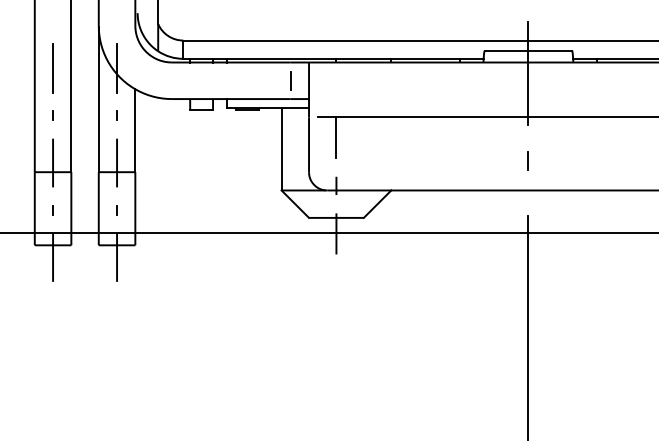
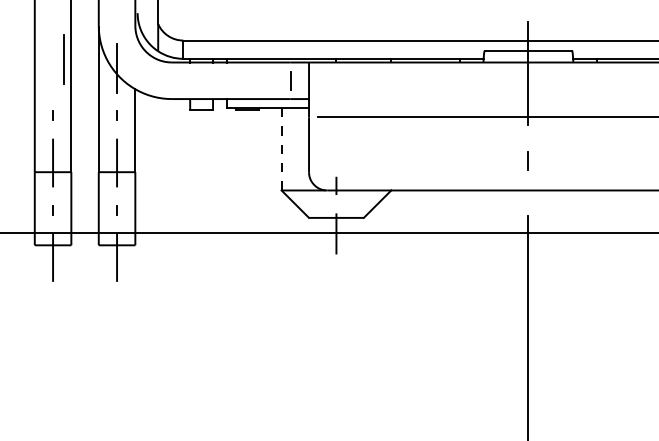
line position: (52, 68) -> (63, 59) (63, 59)
line: present -> none (336, 137)
line: solid -> dashed (281, 148)
